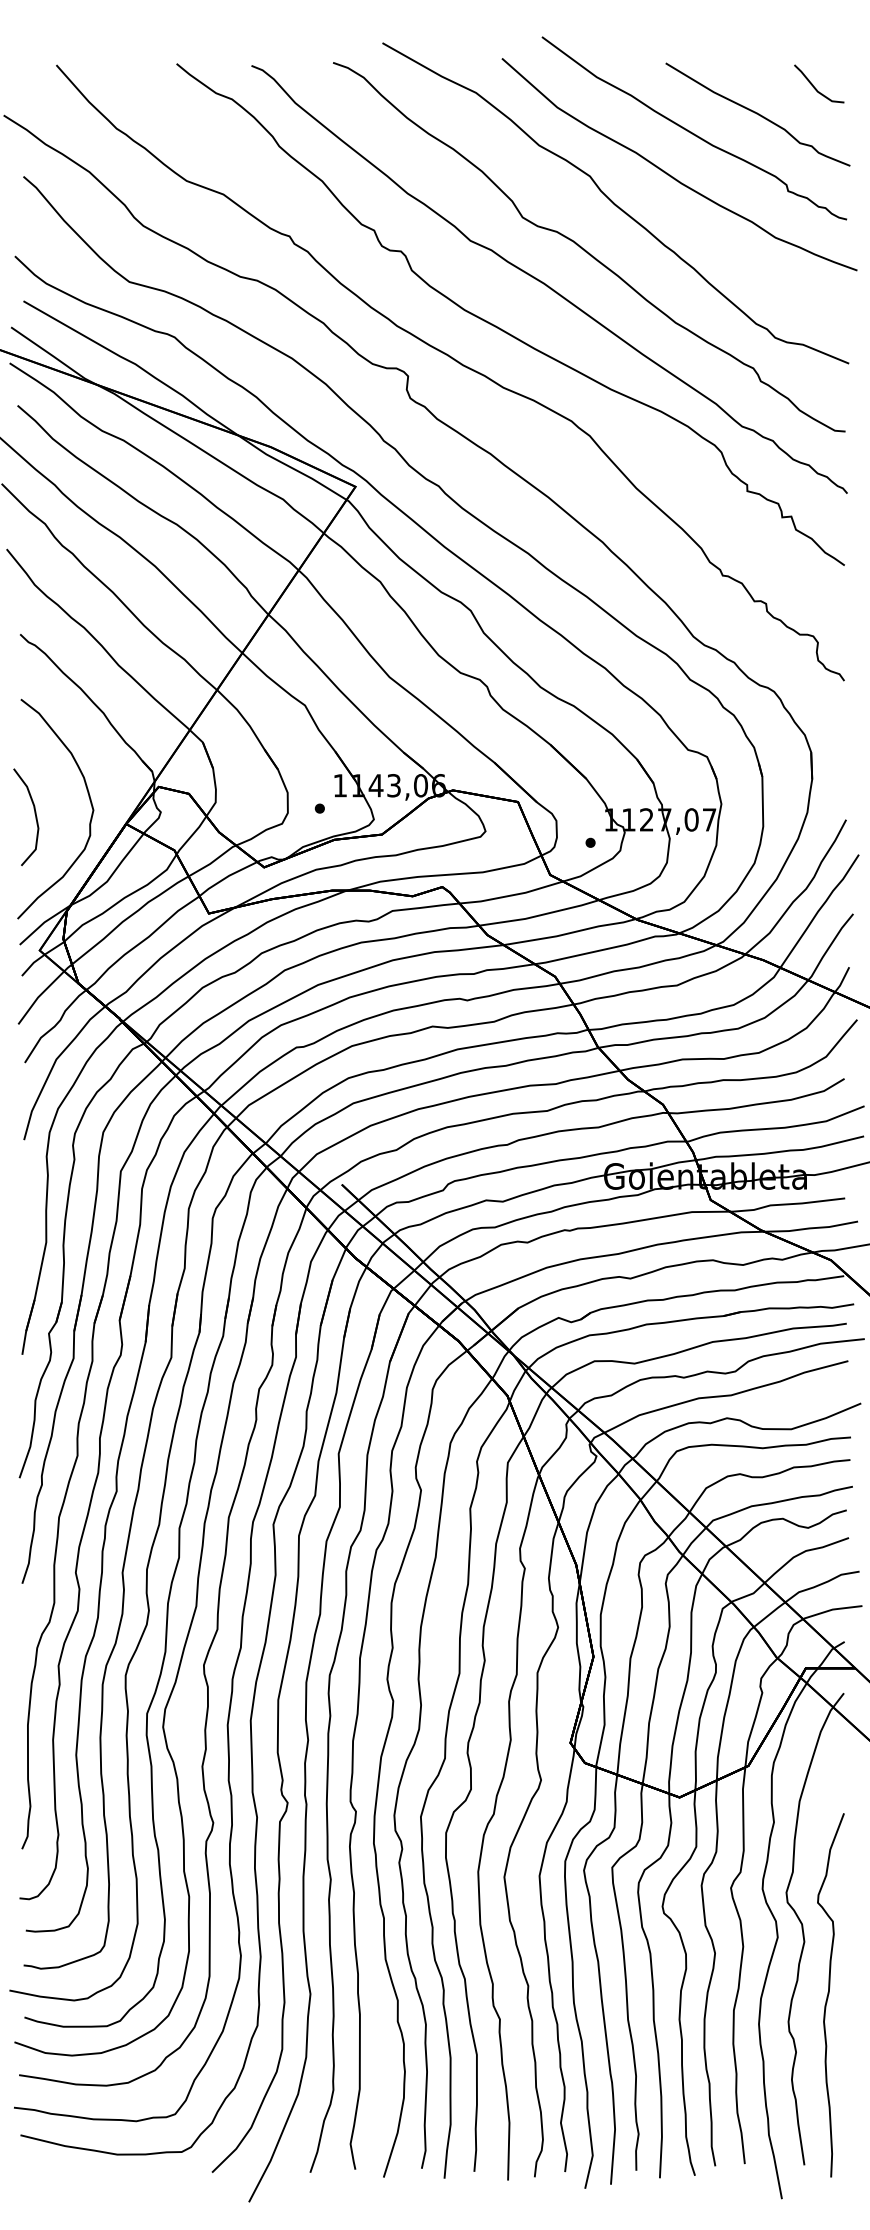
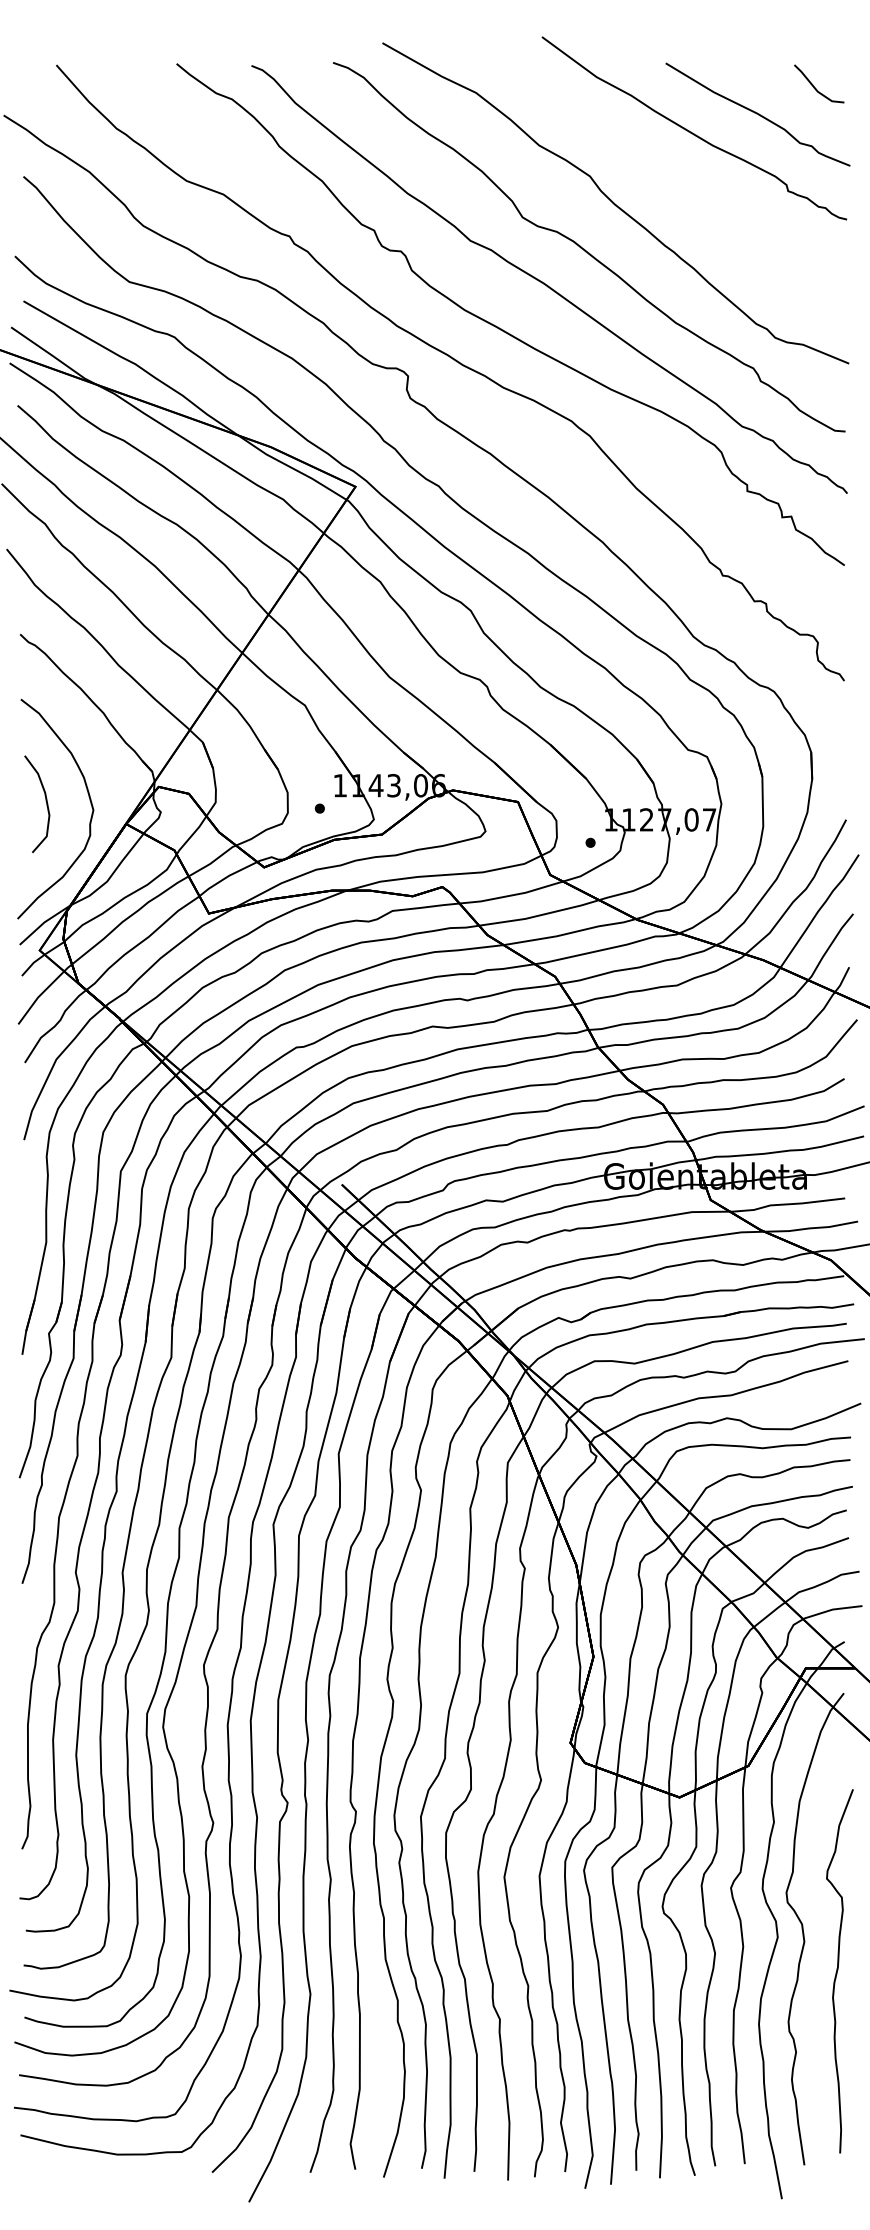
curve: present -> none (673, 176)
curve position: (34, 814) -> (45, 801) (45, 801)
curve position: (829, 1994) -> (838, 1970) (838, 1970)
